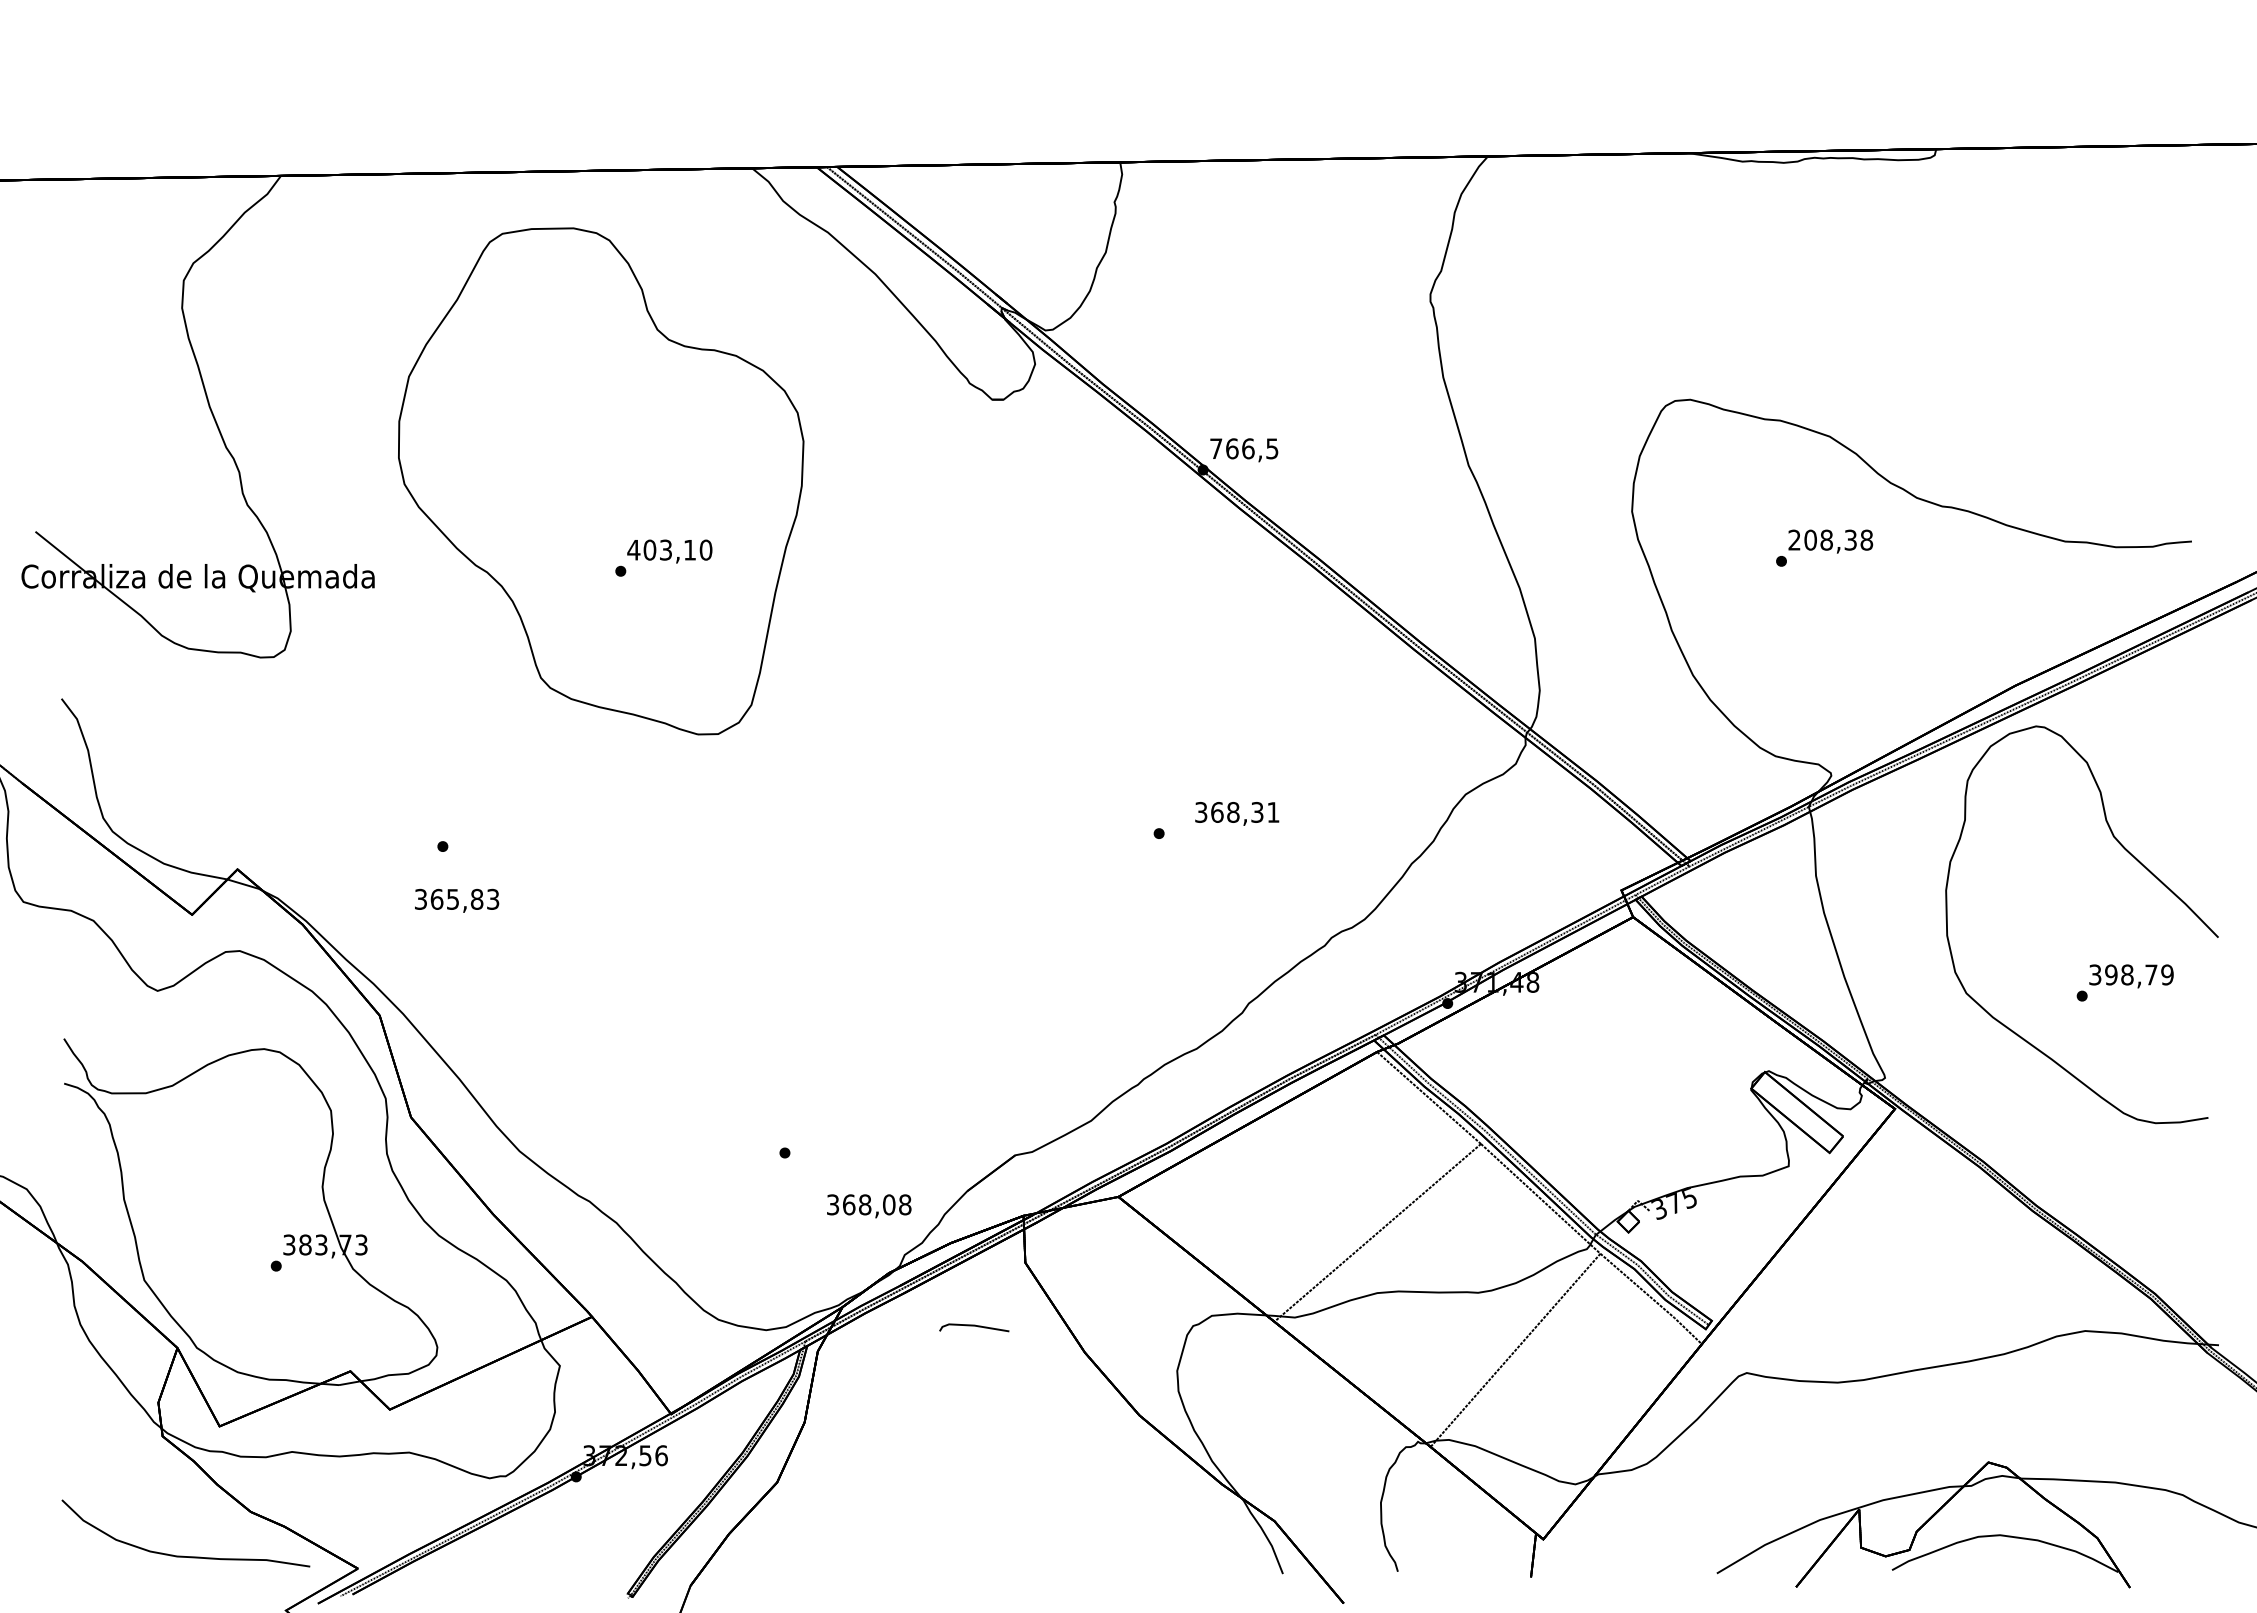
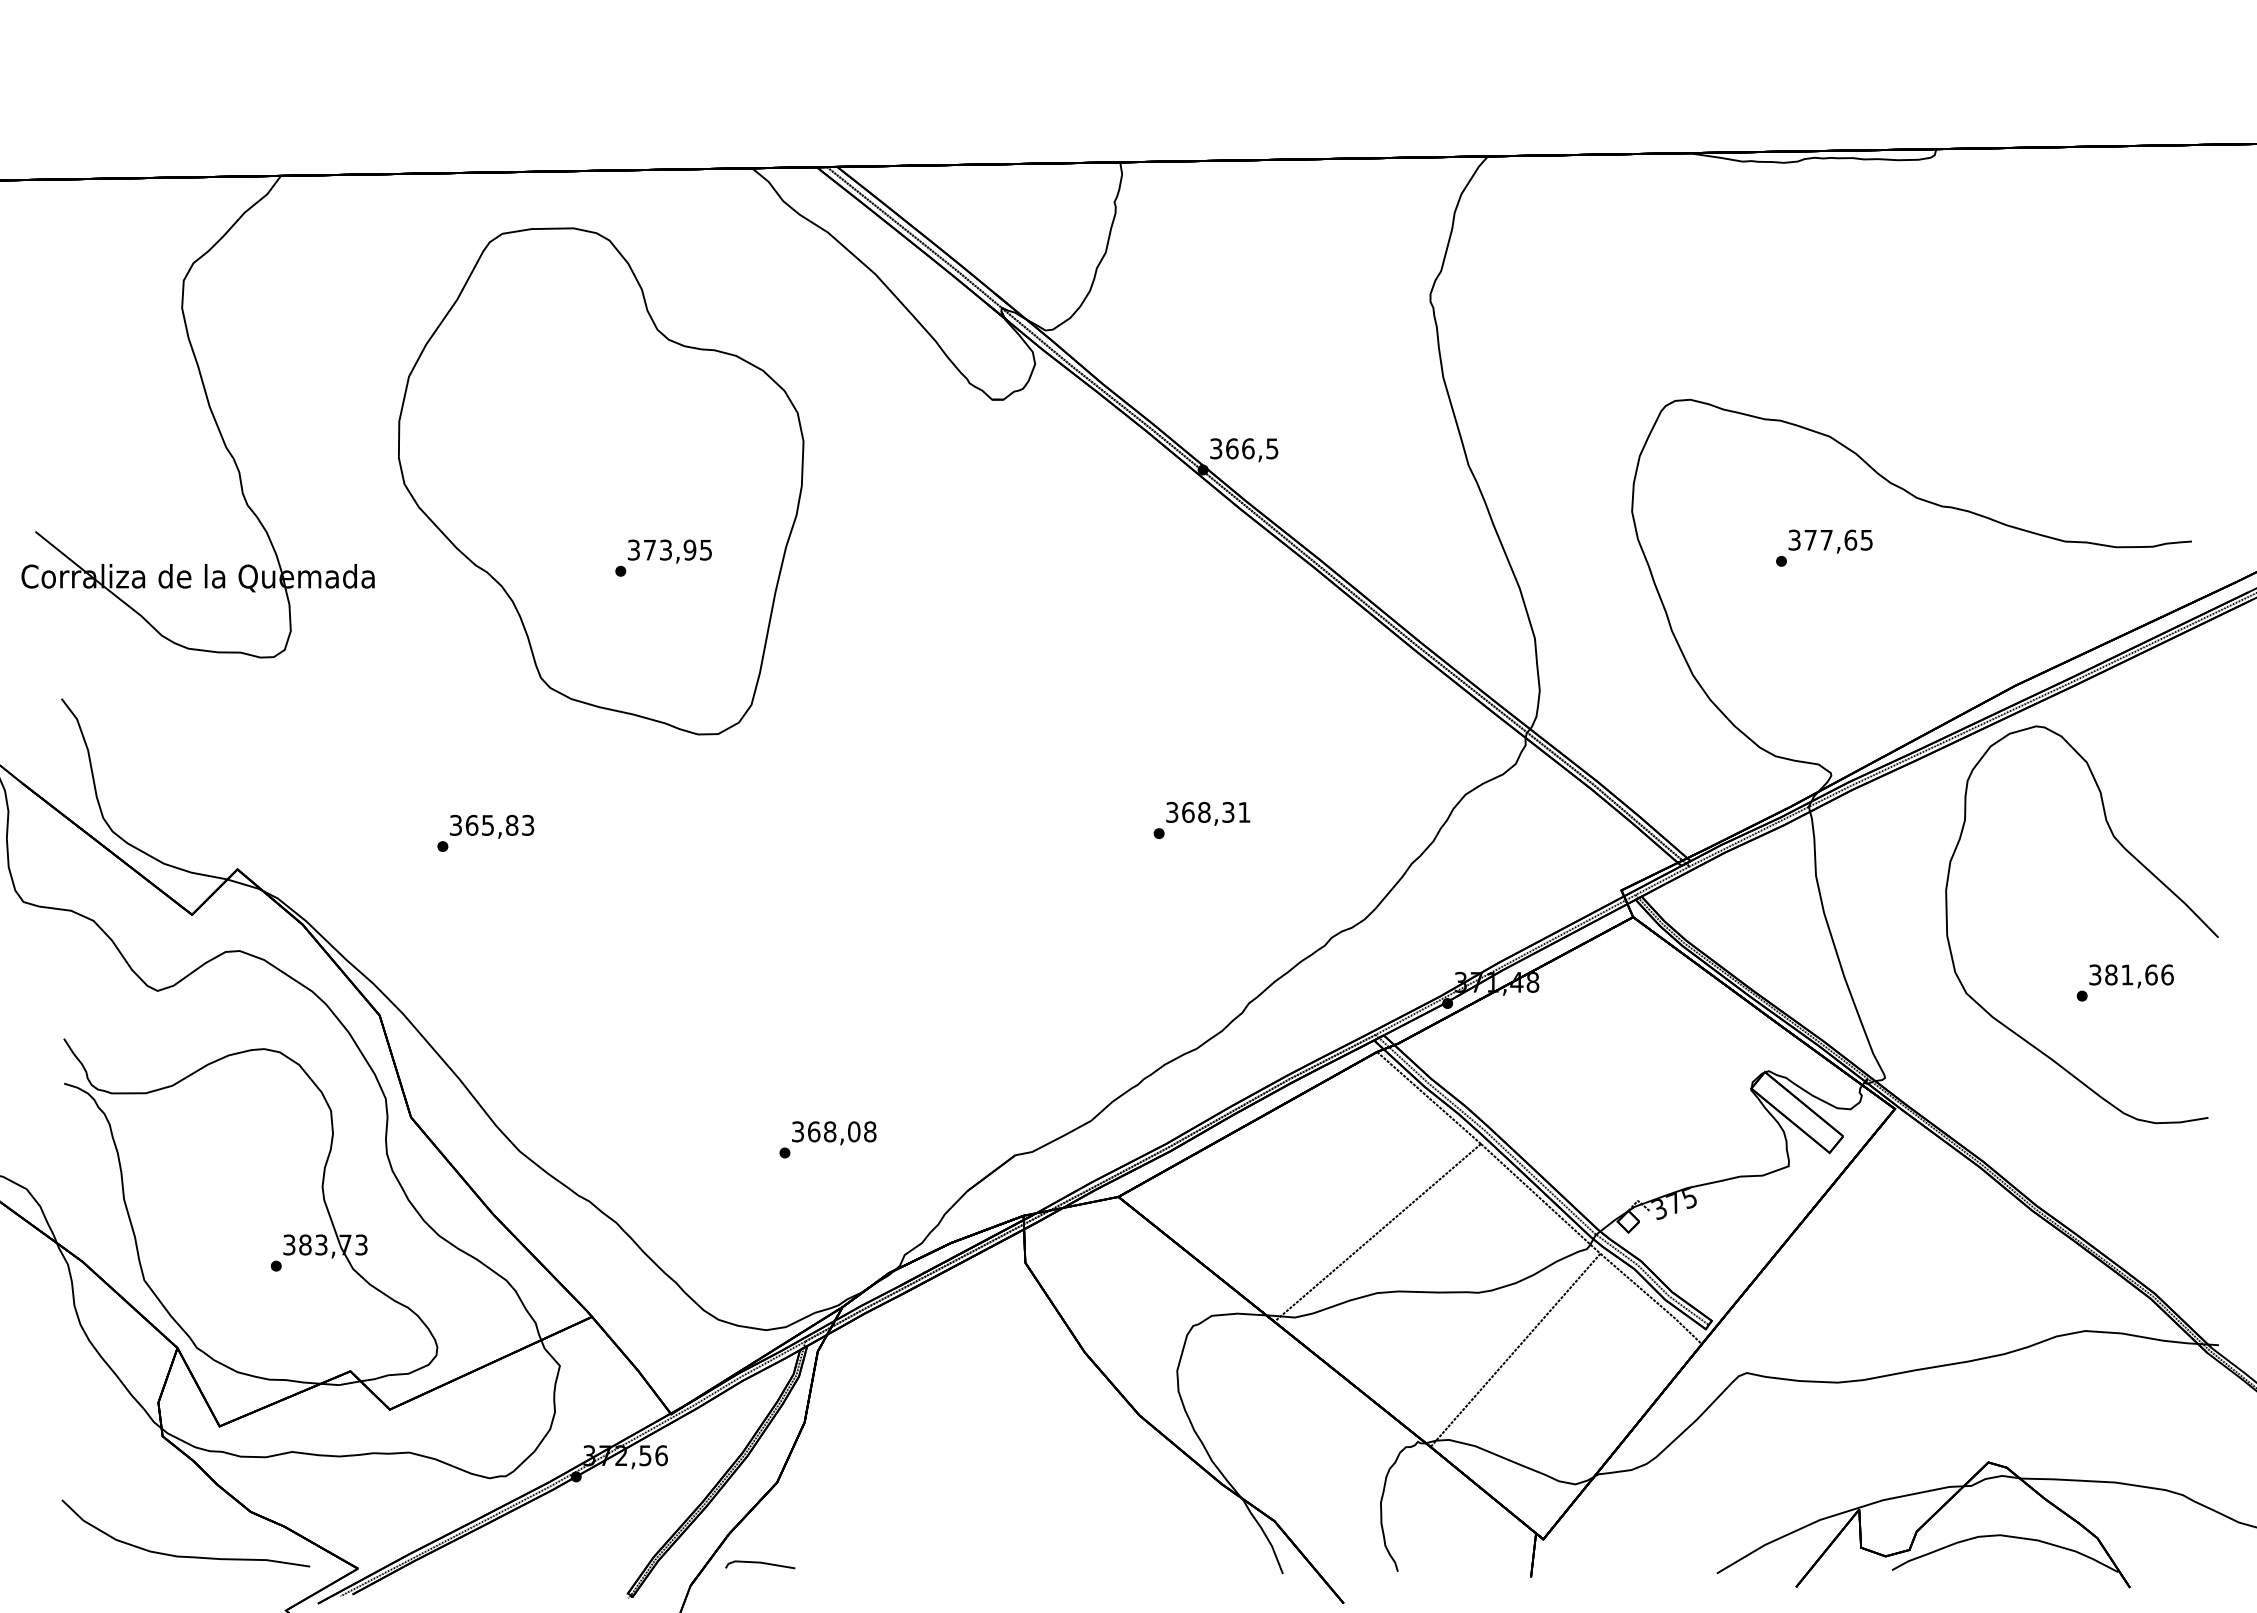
text: 766,5 -> 366,5 (1216, 448)
text: 208,38 -> 377,65 (1830, 539)
text: 403,10 -> 373,95 (669, 549)
text position: (1237, 813) -> (1208, 813) (1208, 813)
text position: (457, 900) -> (492, 826) (492, 826)
text: 398,79 -> 381,66 (2139, 974)
text position: (869, 1206) -> (834, 1133) (834, 1133)
line position: (974, 1326) -> (760, 1563) (760, 1563)
